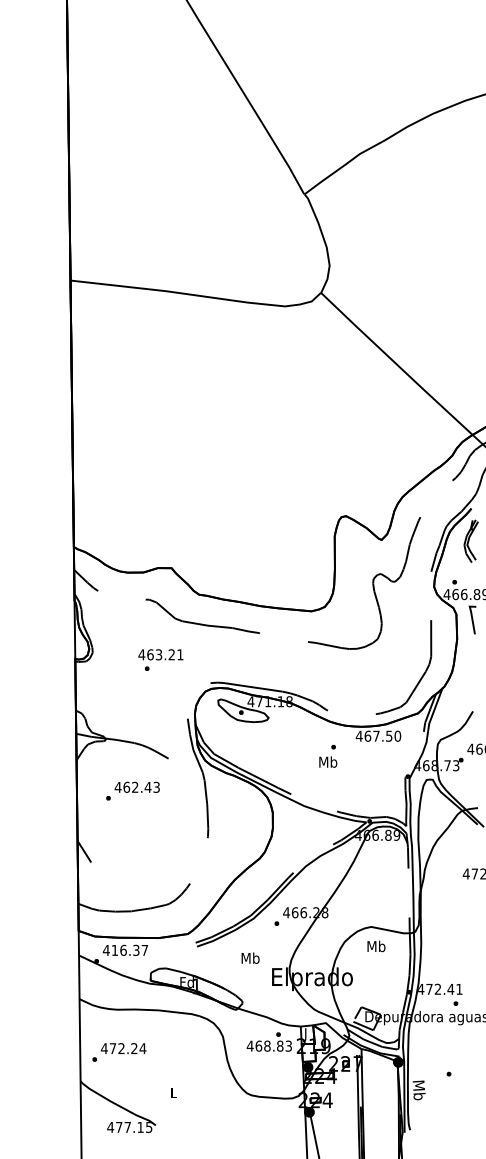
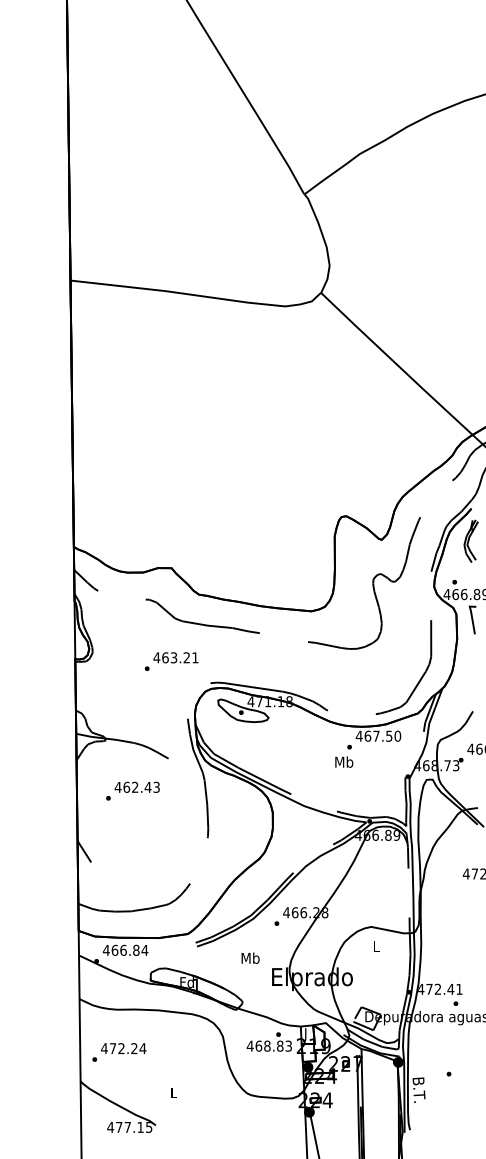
text position: (160, 654) -> (175, 657) (175, 657)
text position: (328, 755) -> (344, 755) (344, 755)
text: Mb -> L (376, 946)
text: 416.37 -> 466.84 (129, 949)
text: Mb -> B.T. (418, 1089)
